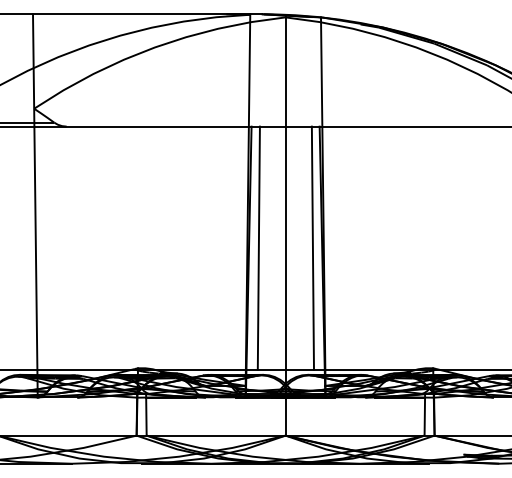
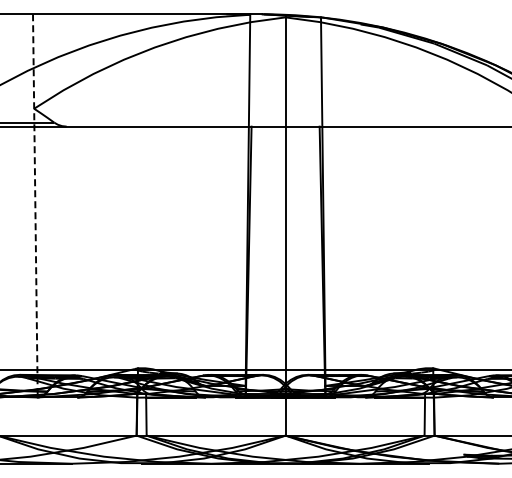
line: solid -> dashed (35, 205)
line: present -> none (258, 247)
line: present -> none (312, 247)
